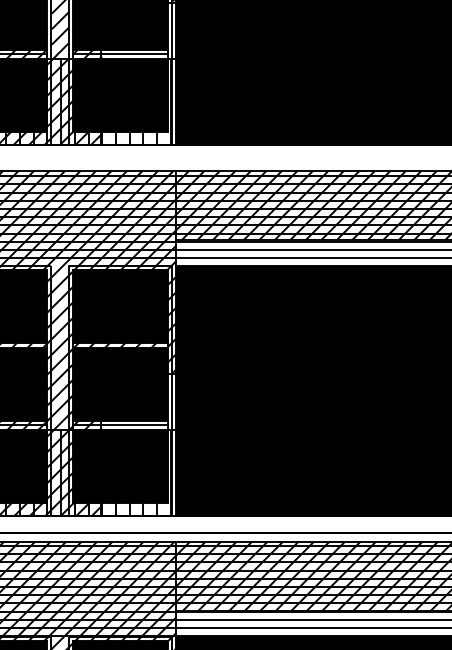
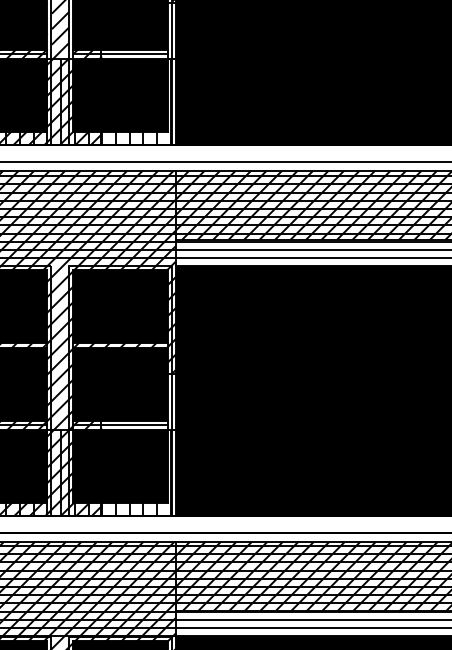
line: none -> present (225, 162)
